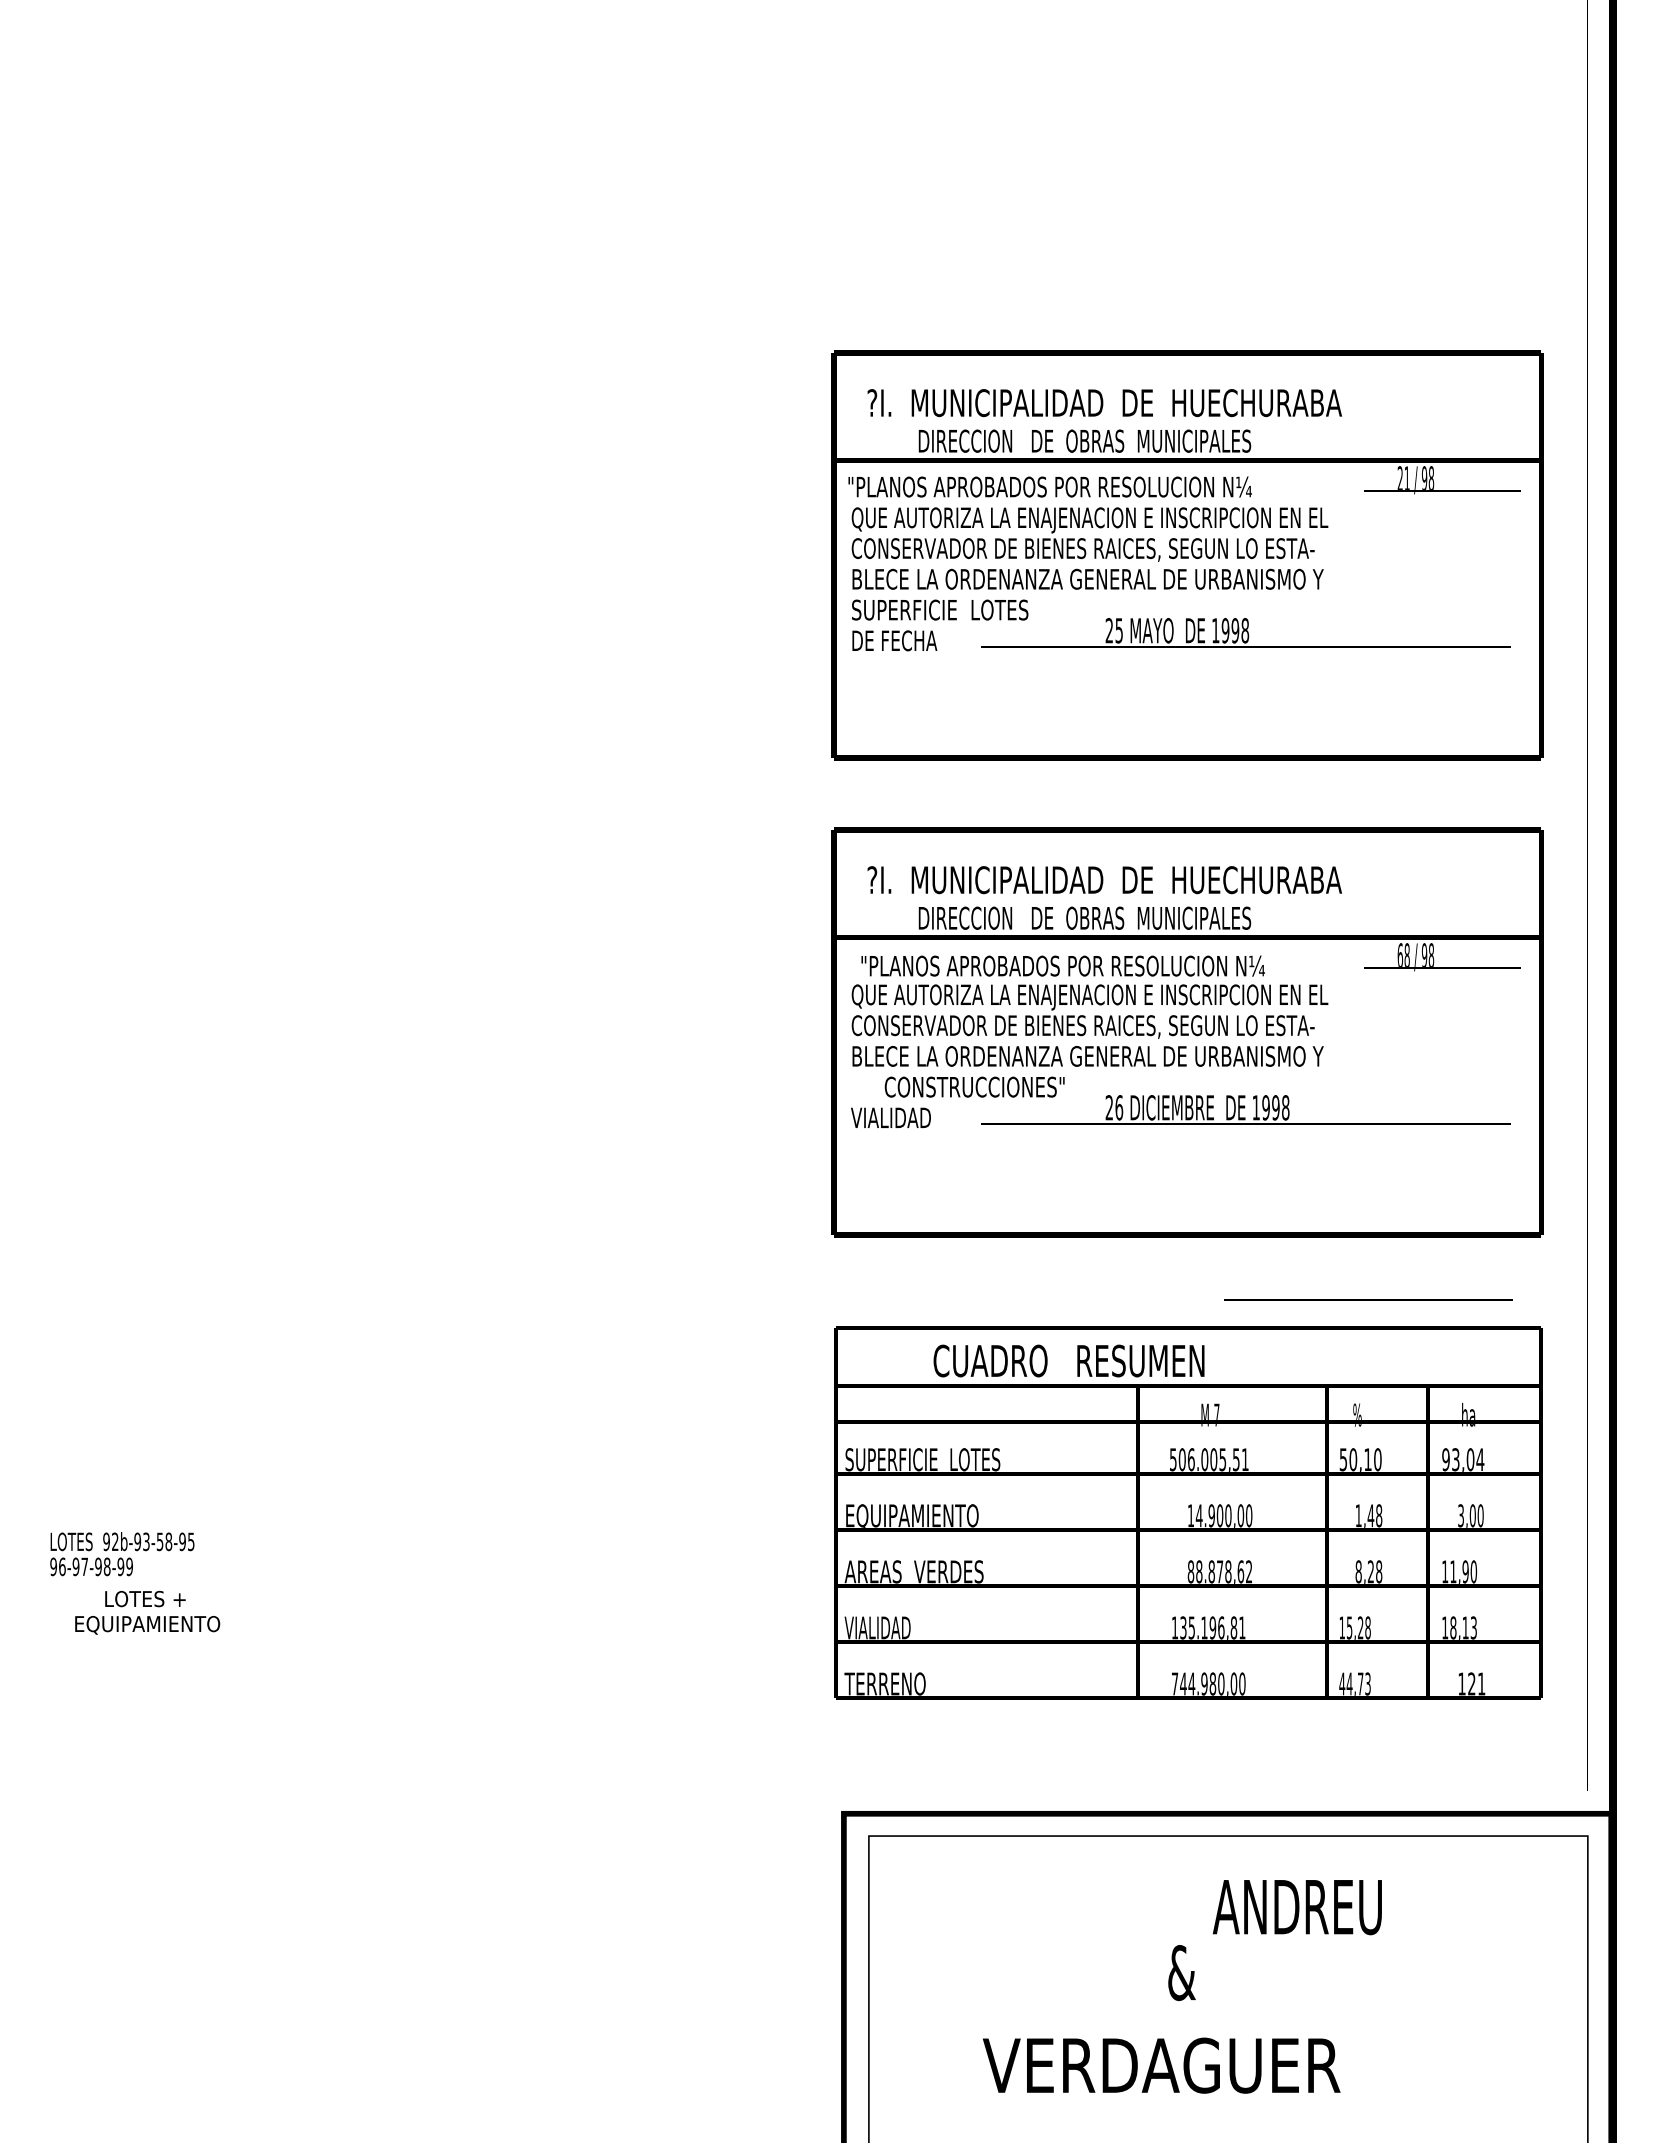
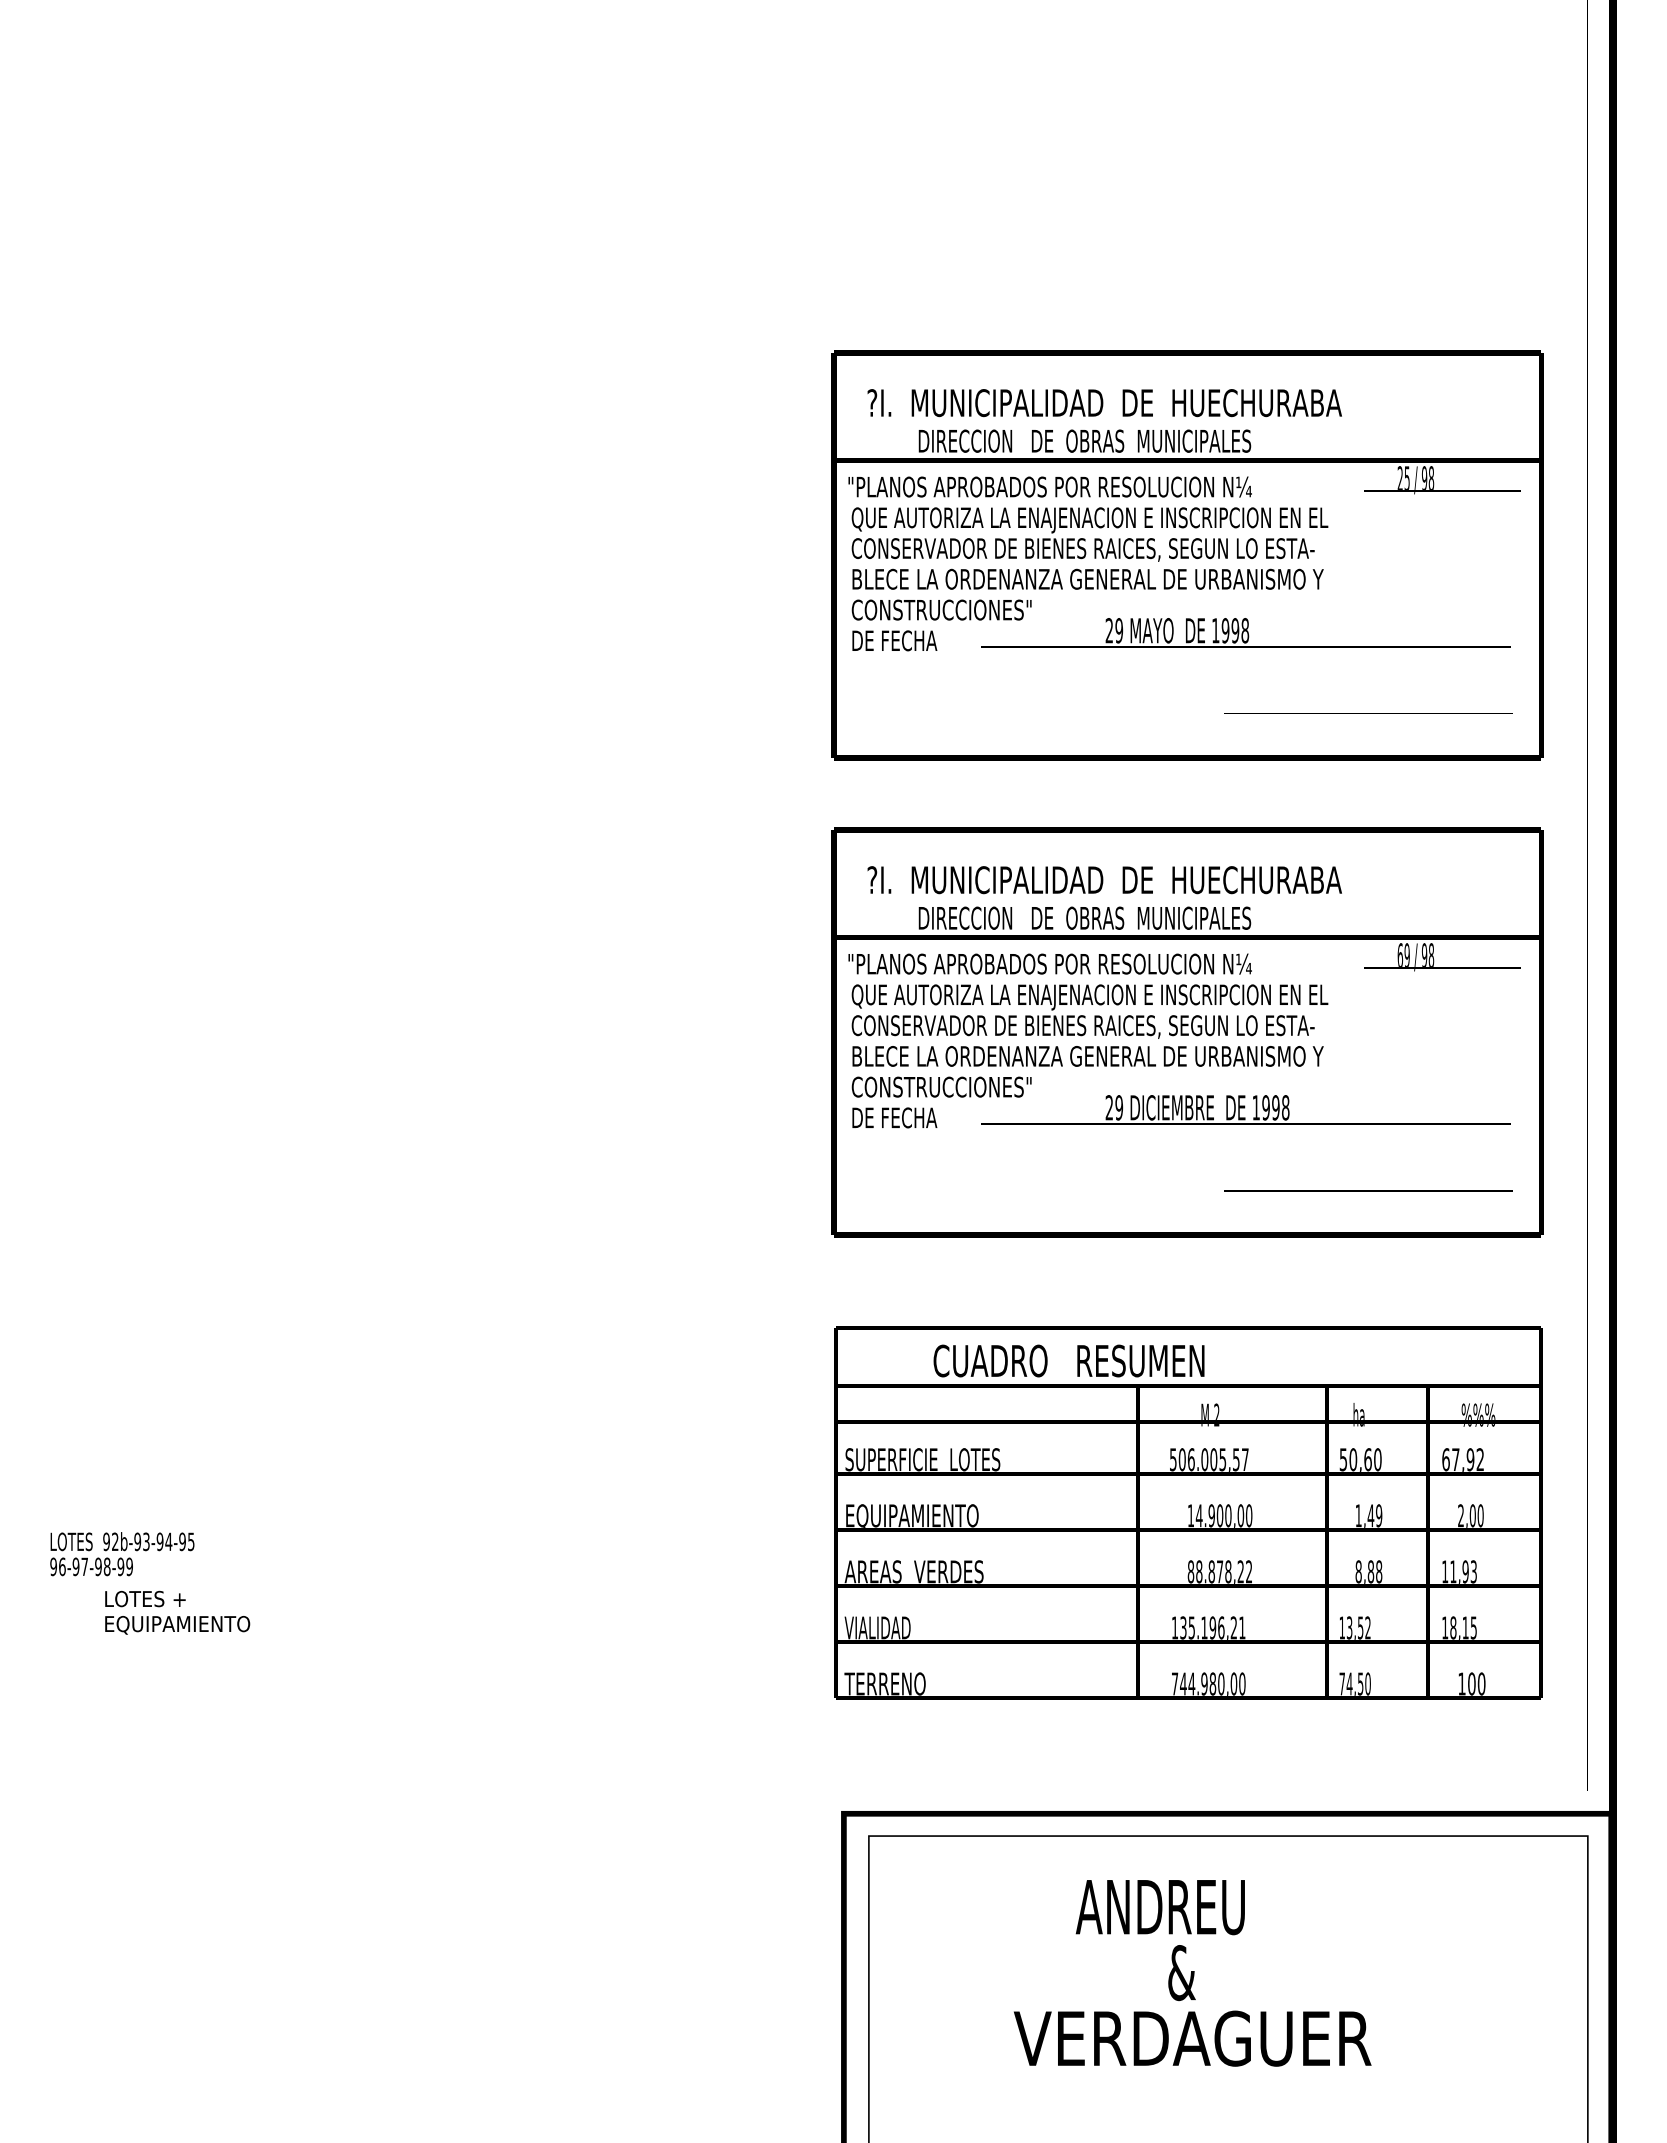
text: 21 -> 25 (1406, 477)
text: SUPERFICIE  LOTES -> CONSTRUCCIONES" (941, 609)
text: 25 -> 29 (1119, 630)
line: none -> present (1368, 713)
text: 68 -> 69 (1406, 954)
text position: (1062, 965) -> (1049, 963) (1049, 963)
text position: (974, 1086) -> (941, 1086) (941, 1086)
text: 26 -> 29 (1119, 1107)
text: VIALIDAD -> DE FECHA (894, 1117)
line position: (1368, 1299) -> (1368, 1190) (1368, 1190)
text: 7 -> 2 (1216, 1414)
text: %%% -> ha (1358, 1414)
text: ha -> %%% (1478, 1414)
text: 506.005,51 -> 506.005,57 (1245, 1459)
text: 50,10 -> 50,60 (1367, 1459)
text: 93,04 -> 67,92 (1463, 1459)
text: 1,48 -> 1,49 (1379, 1515)
text: 3,00 -> 2,00 (1460, 1516)
text: 92b-93-58-95 -> 92b-93-94-95 (164, 1541)
text: 88.878,62 -> 88.878,22 (1240, 1571)
text: 8,28 -> 8,88 (1370, 1571)
text: 11,90 -> 11,93 (1473, 1571)
text position: (147, 1625) -> (177, 1625) (177, 1625)
text: 135.196,81 -> 135.196,21 (1233, 1627)
text: 15,28 -> 13,52 (1358, 1627)
text: 18,13 -> 18,15 (1473, 1627)
text: 44,73 -> 74,50 (1354, 1683)
text: 121 -> 100 (1476, 1683)
text position: (1296, 1907) -> (1159, 1907) (1159, 1907)
text position: (1161, 2065) -> (1192, 2038) (1192, 2038)
